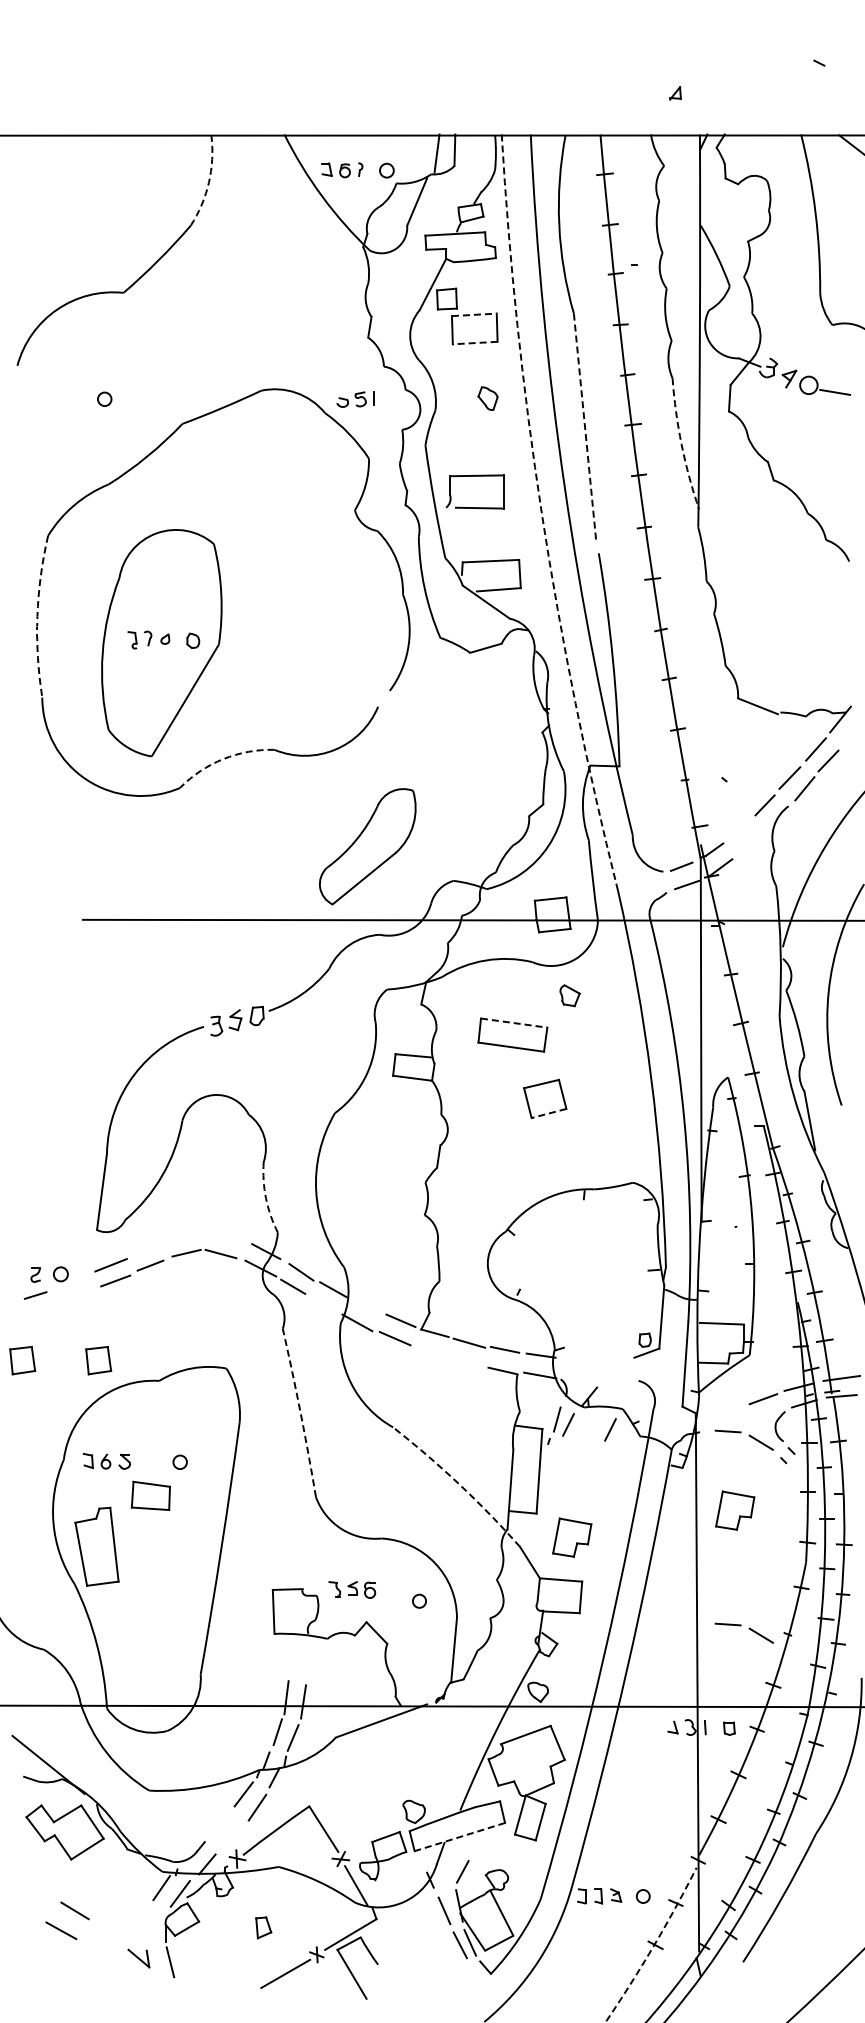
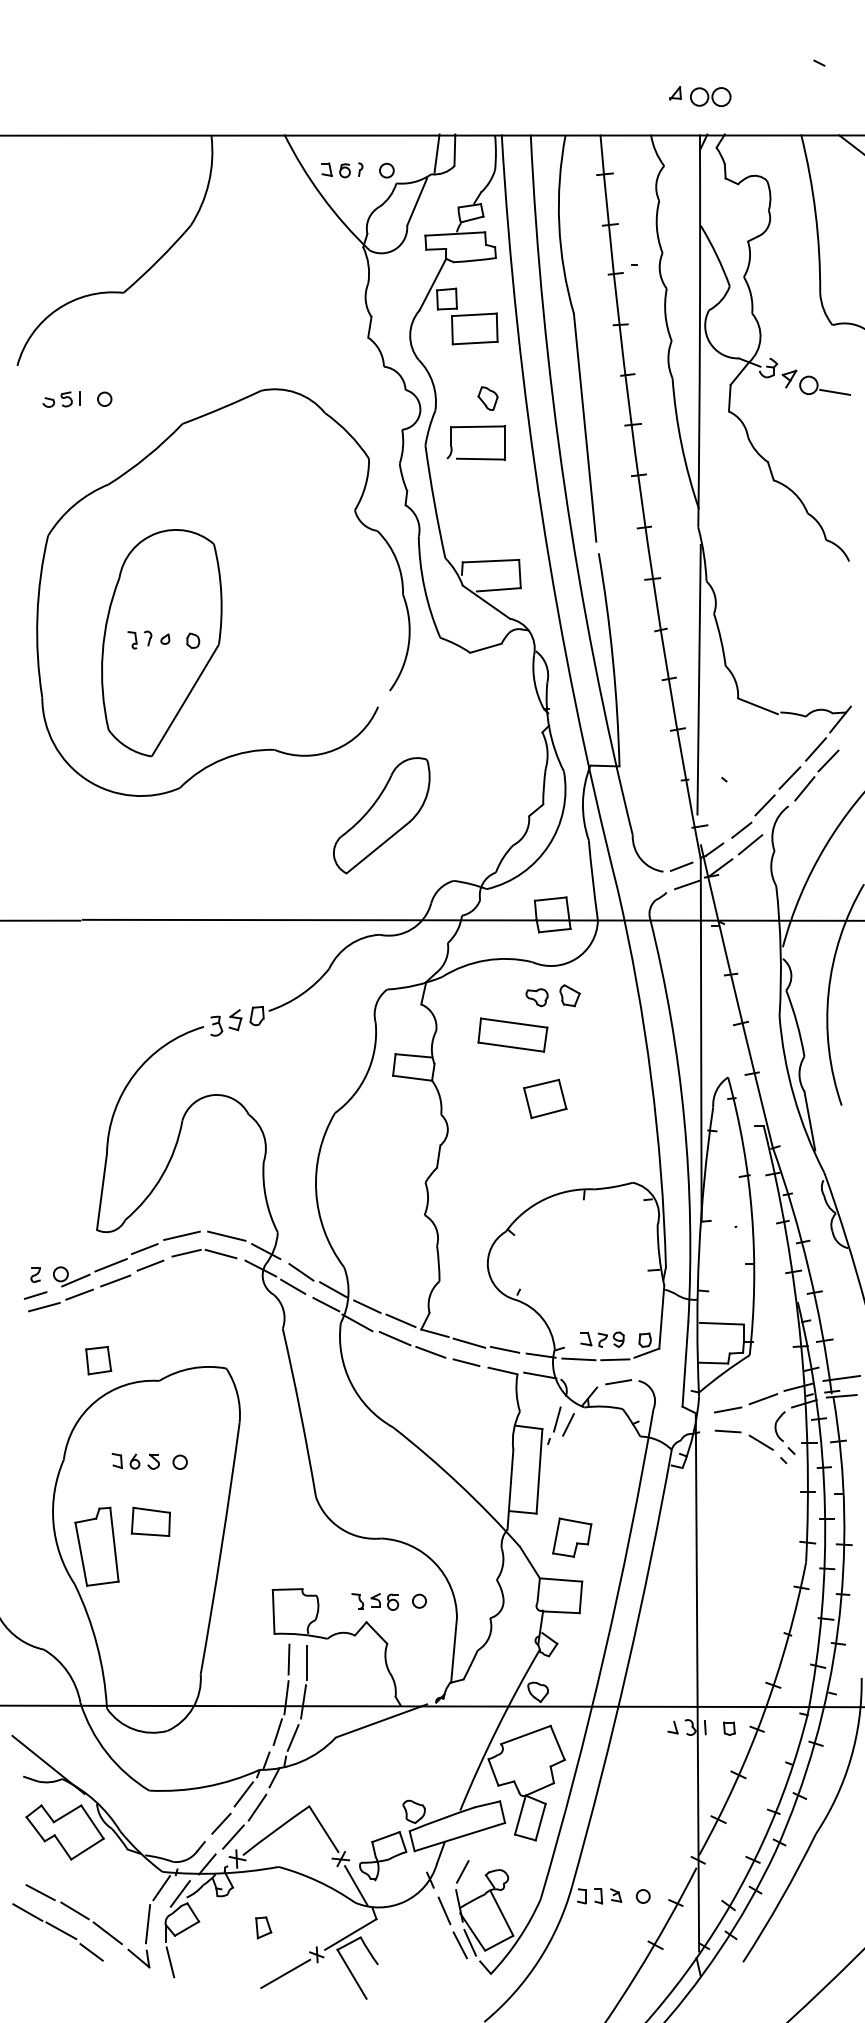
part: none -> present (710, 96)
arc: dashed -> solid (208, 182)
line: dashed -> solid (474, 314)
line: dashed -> solid (474, 343)
part position: (355, 399) -> (61, 399) (61, 399)
line: dashed -> solid (585, 427)
arc: dashed -> solid (681, 444)
part position: (474, 476) -> (475, 427) (475, 427)
arc: dashed -> solid (542, 514)
arc: dashed -> solid (37, 616)
line: none -> present (698, 679)
arc: dashed -> solid (223, 759)
line: none -> present (741, 829)
line: none -> present (750, 844)
part position: (367, 846) -> (381, 815) (381, 815)
line: none -> present (41, 920)
part: none -> present (536, 997)
line: dashed -> solid (514, 1023)
line: dashed -> solid (548, 1113)
arc: dashed -> solid (265, 1198)
line: none -> present (181, 1235)
line: none -> present (226, 1235)
line: none -> present (144, 1249)
line: none -> present (75, 1280)
line: none -> present (79, 1294)
line: none -> present (326, 1304)
line: none -> present (367, 1306)
line: none -> present (44, 1307)
part: none -> present (602, 1339)
line: none -> present (430, 1351)
line: none -> present (578, 1359)
line: none -> present (615, 1359)
part: present -> none (22, 1360)
line: none -> present (466, 1362)
line: none -> present (618, 1382)
line: none -> present (727, 1409)
arc: dashed -> solid (300, 1412)
line: present -> none (610, 1429)
part position: (106, 1461) -> (135, 1461) (135, 1461)
arc: dashed -> solid (459, 1484)
part position: (150, 1495) -> (150, 1521) (150, 1521)
part: present -> none (735, 1510)
part position: (352, 1589) -> (375, 1601) (375, 1601)
part: present -> none (741, 1626)
line: none -> present (288, 1659)
line: none -> present (306, 1662)
line: none -> present (221, 1823)
line: none -> present (233, 1836)
line: dashed -> solid (459, 1837)
line: none -> present (40, 1892)
line: none -> present (27, 1912)
line: none -> present (147, 1924)
line: none -> present (107, 1933)
arc: dashed -> solid (653, 1947)
line: none -> present (91, 1952)
